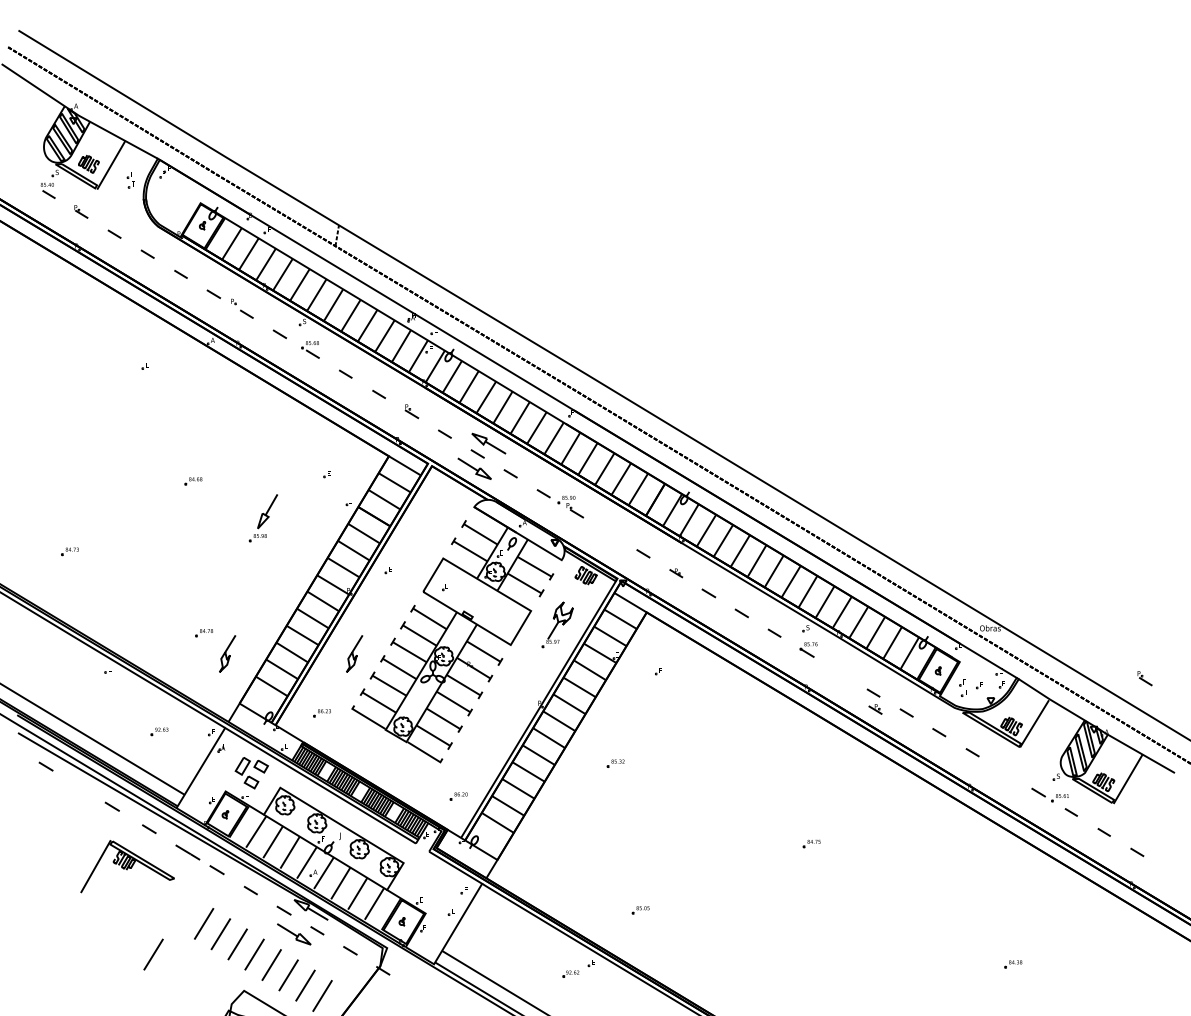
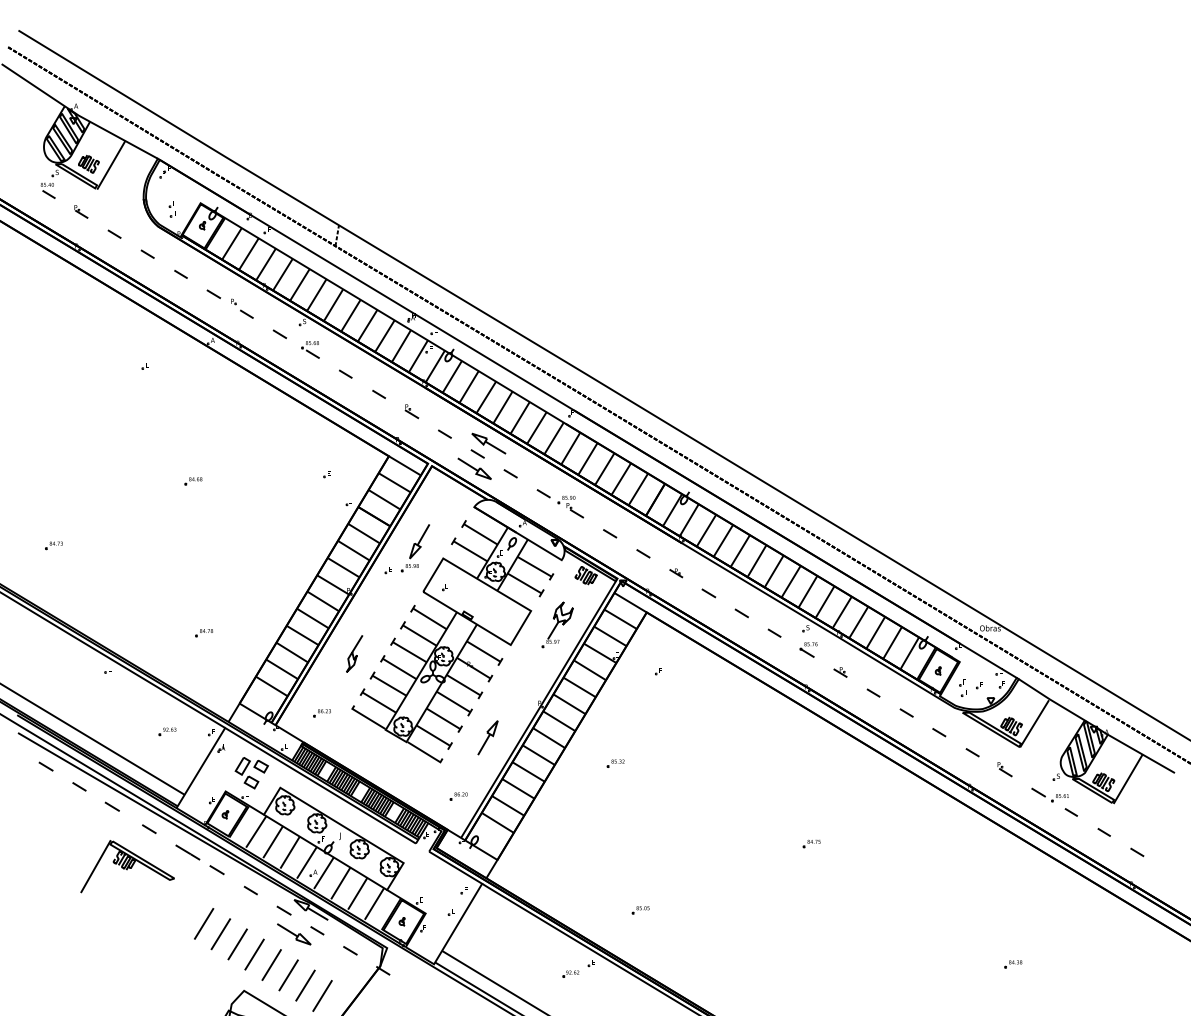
part position: (129, 180) -> (171, 209) (171, 209)
part position: (262, 518) -> (414, 548) (414, 548)
line: none -> present (610, 533)
part position: (69, 551) -> (53, 545) (53, 545)
curve: present -> none (226, 653)
part position: (1144, 678) -> (1004, 769) (1004, 769)
part position: (875, 709) -> (840, 672) (840, 672)
part position: (159, 731) -> (167, 731) (167, 731)
part: none -> present (487, 737)
line: none -> present (79, 786)
line: present -> none (153, 954)
